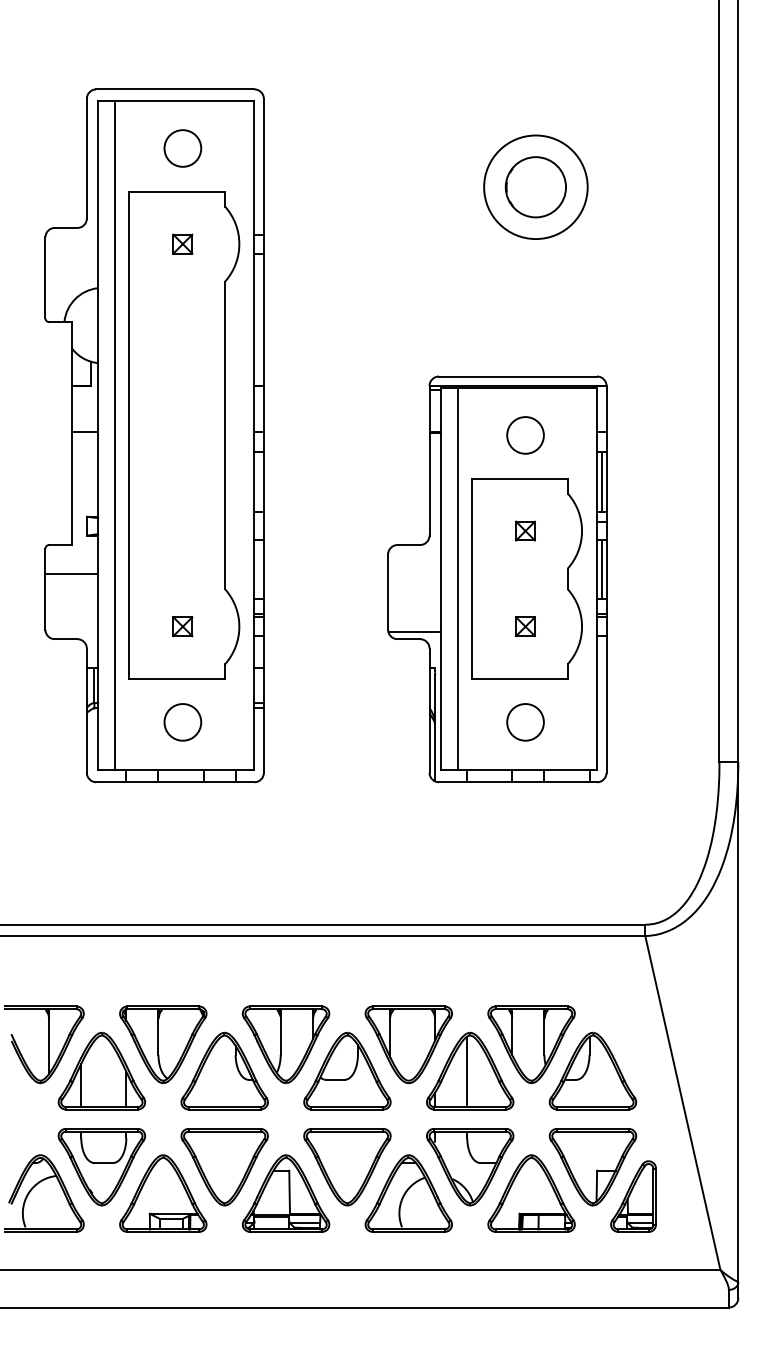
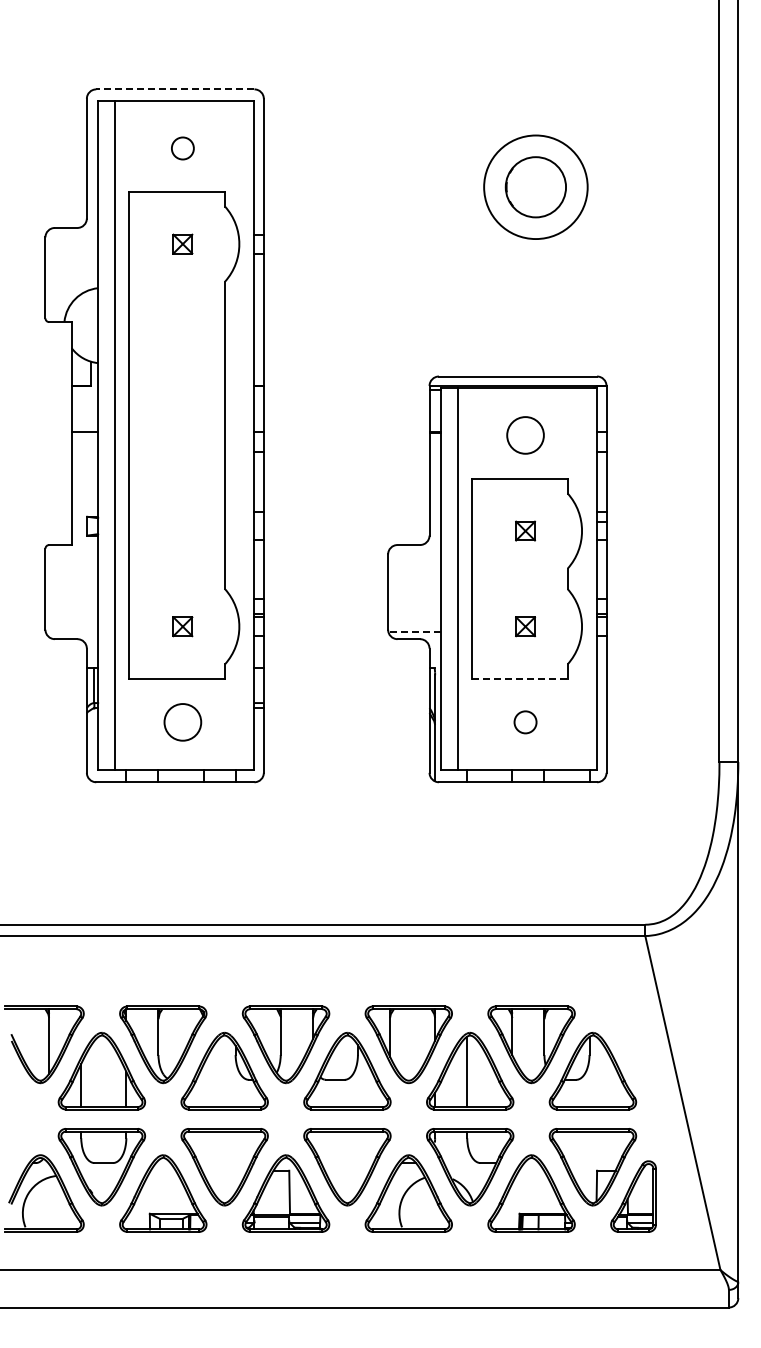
line: solid -> dashed (174, 89)
circle diameter: 37 px -> 22 px (182, 148)
line: present -> none (601, 481)
line: present -> none (601, 569)
line: present -> none (71, 573)
line: solid -> dashed (414, 631)
line: solid -> dashed (520, 678)
circle diameter: 37 px -> 22 px (525, 722)
